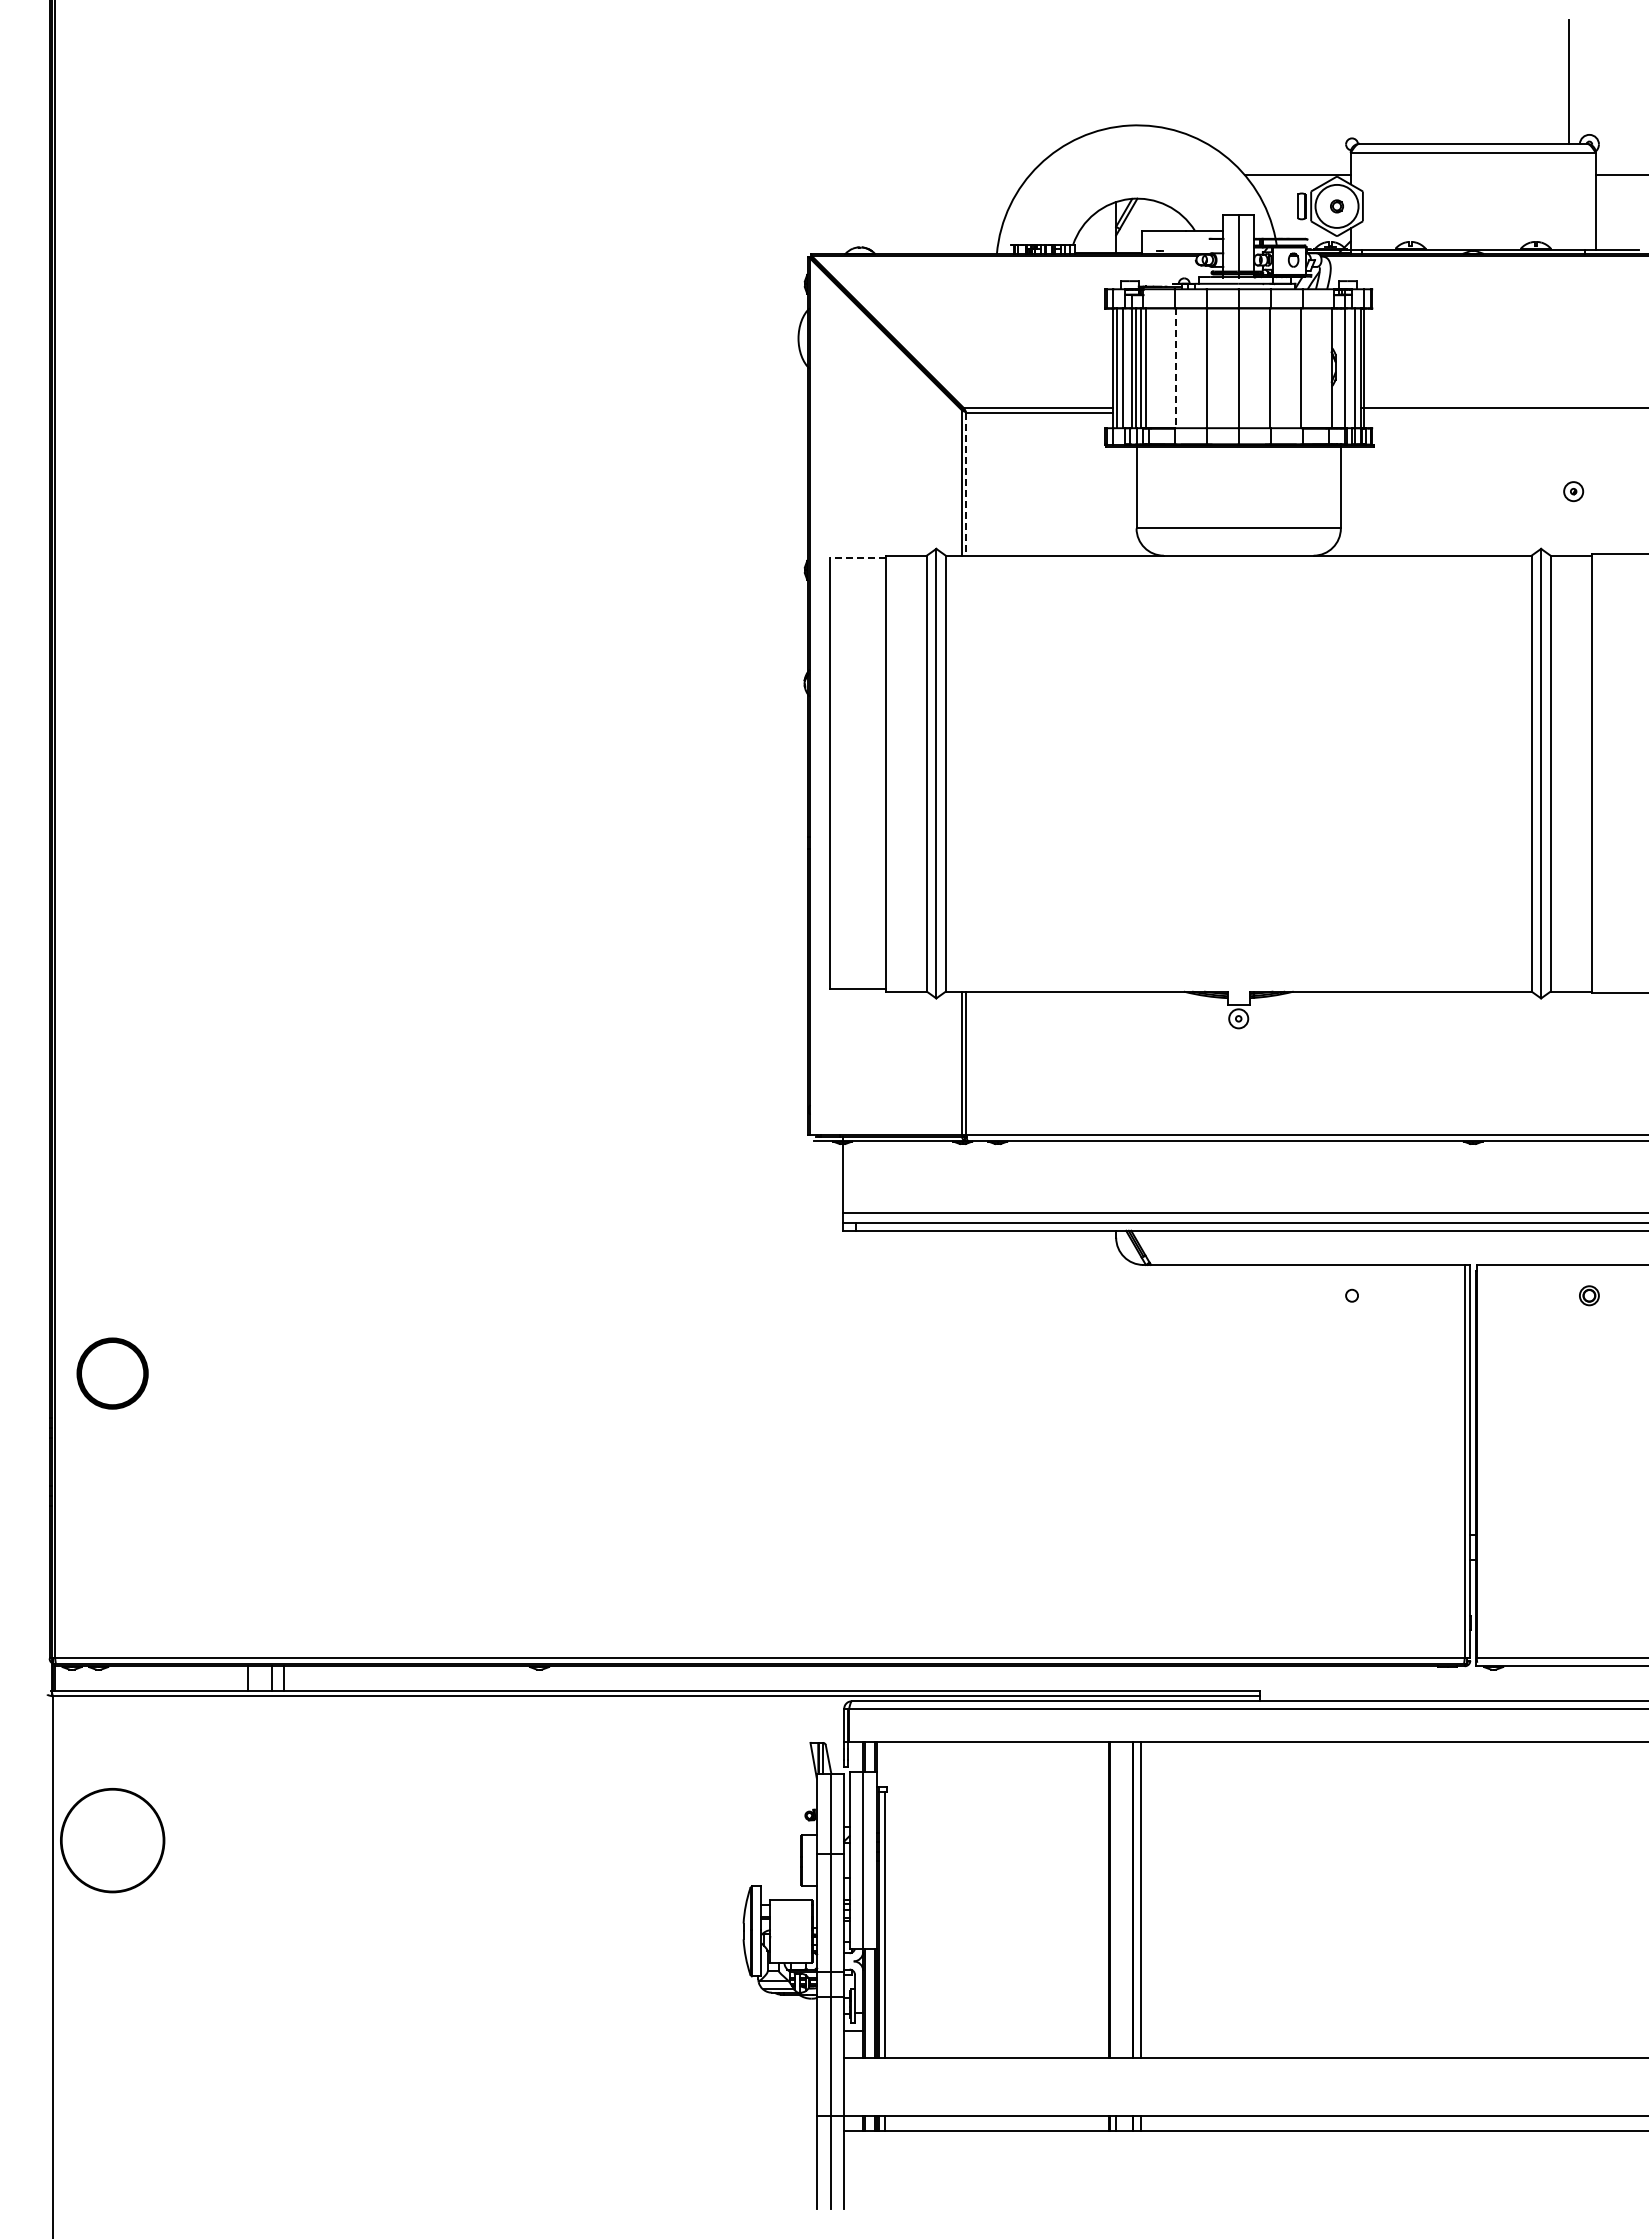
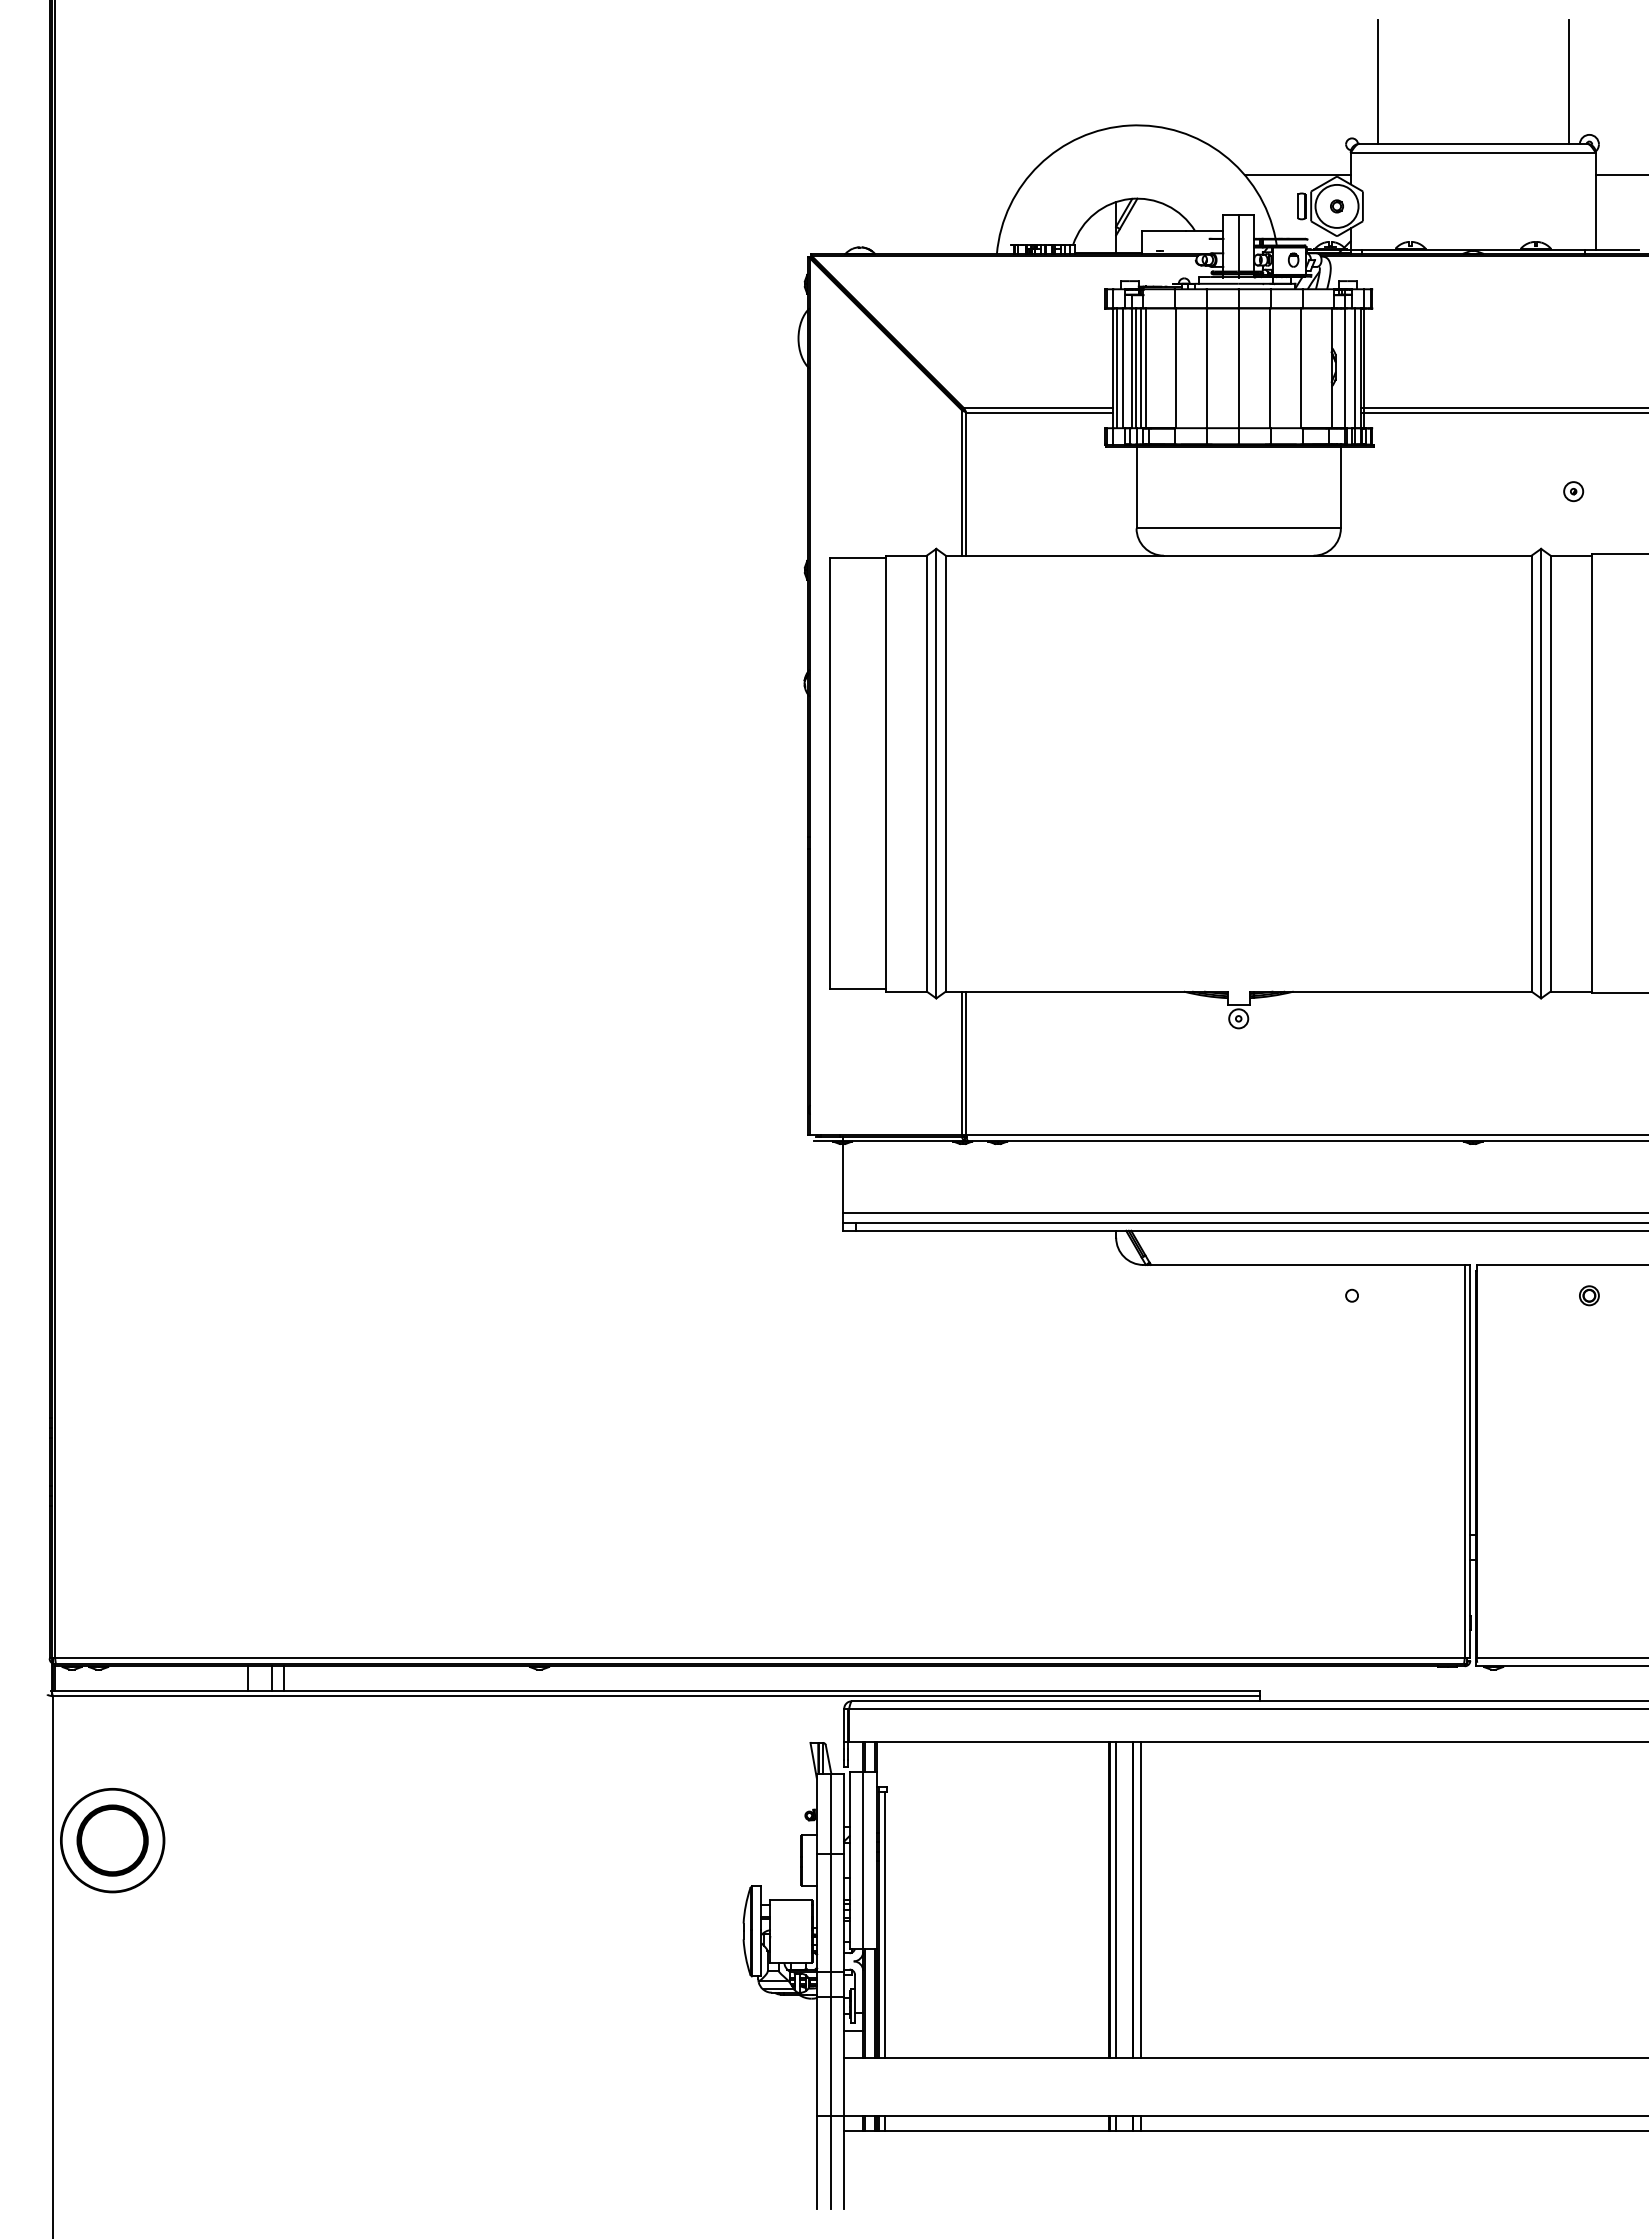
line: none -> present (1377, 81)
line: dashed -> solid (1176, 368)
line: none -> present (1502, 412)
line: dashed -> solid (966, 484)
line: dashed -> solid (858, 558)
part position: (112, 1373) -> (112, 1840) (112, 1840)
line: none -> present (1116, 1899)
